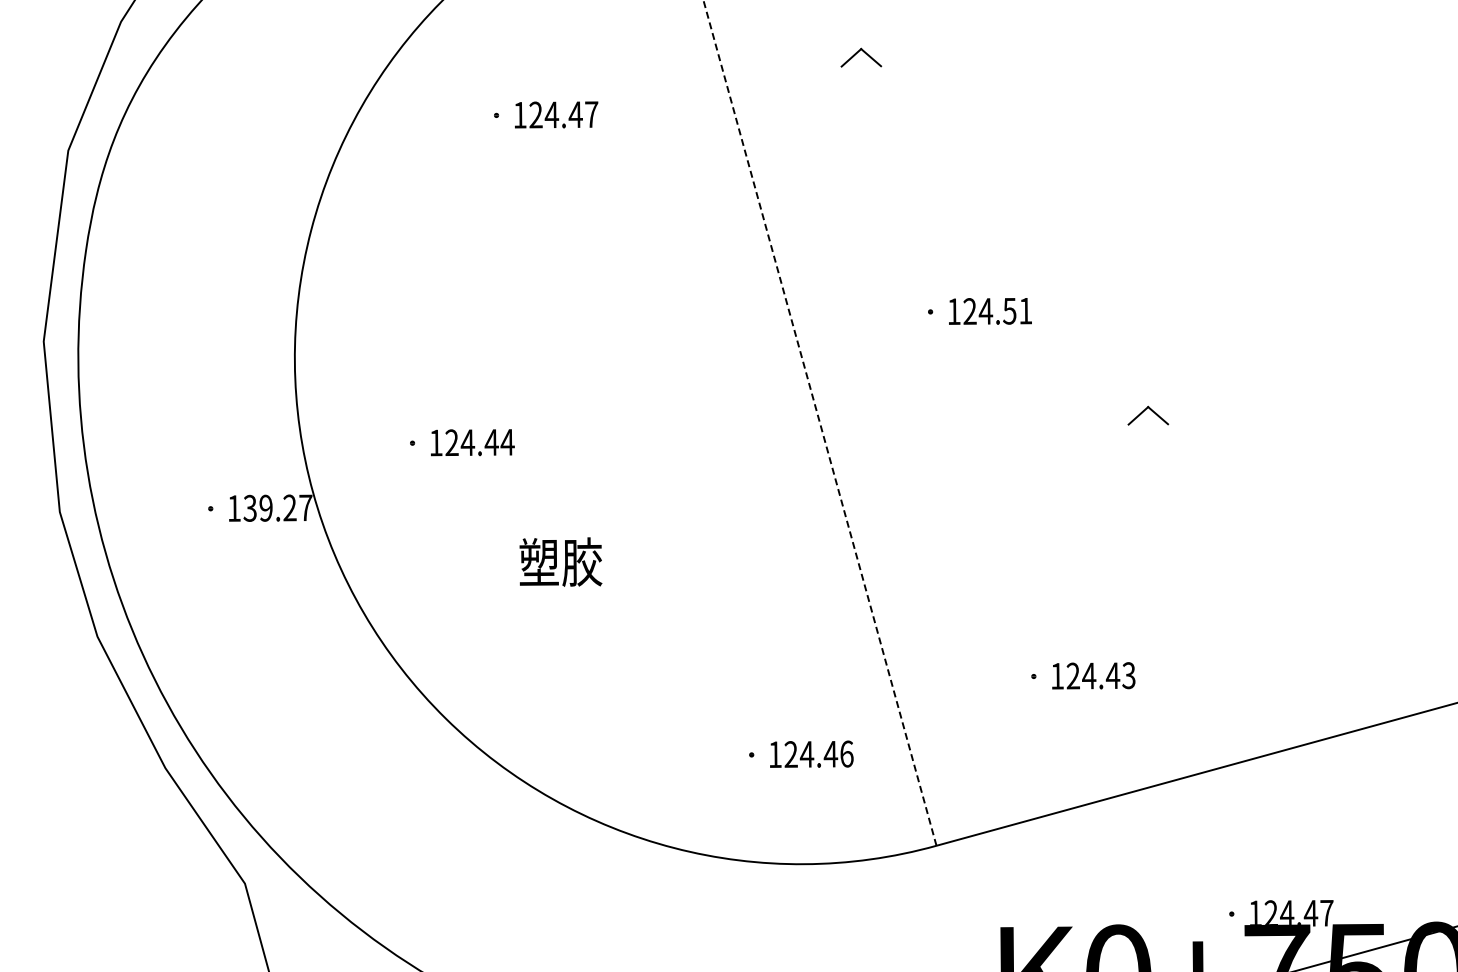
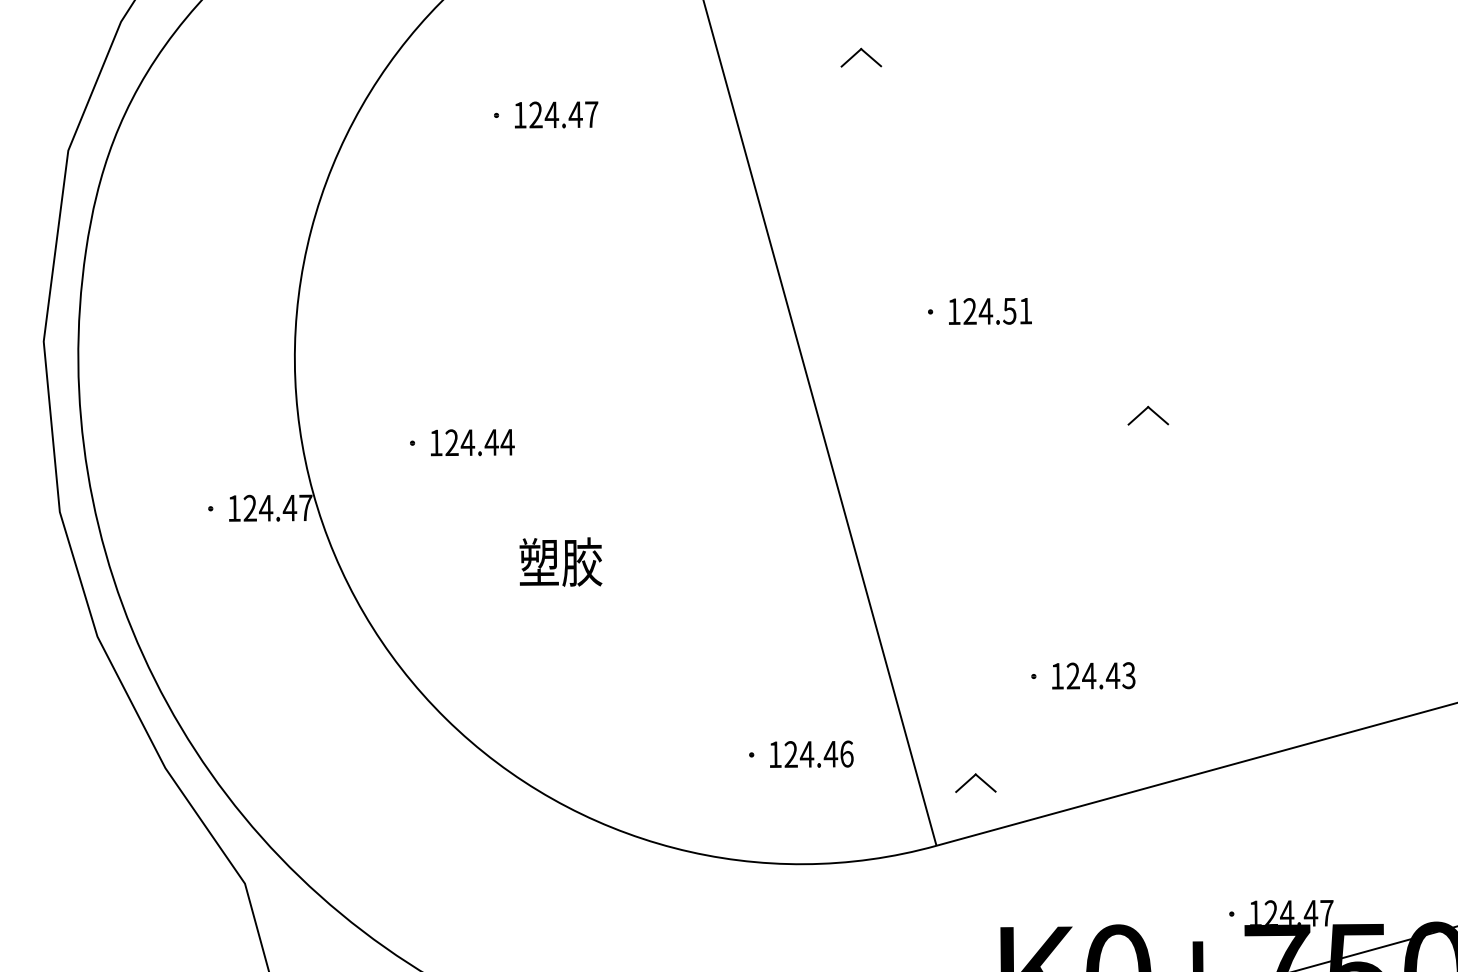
line: dashed -> solid (819, 422)
text: 139.27 -> 124.47 (270, 507)
part: none -> present (975, 782)
